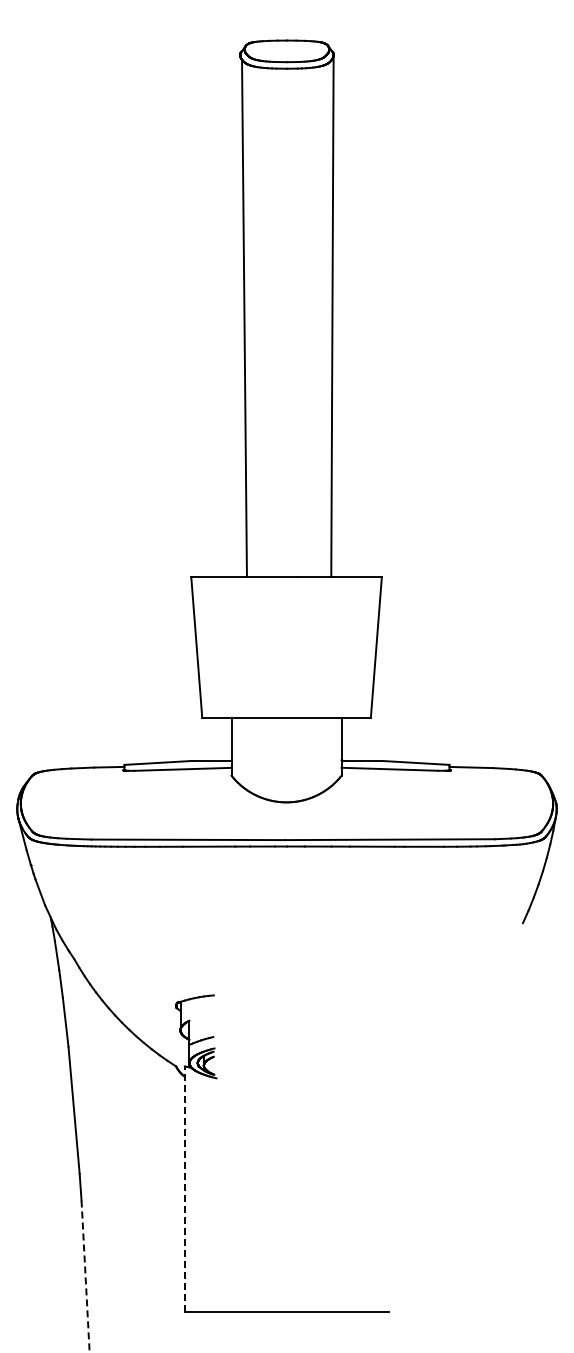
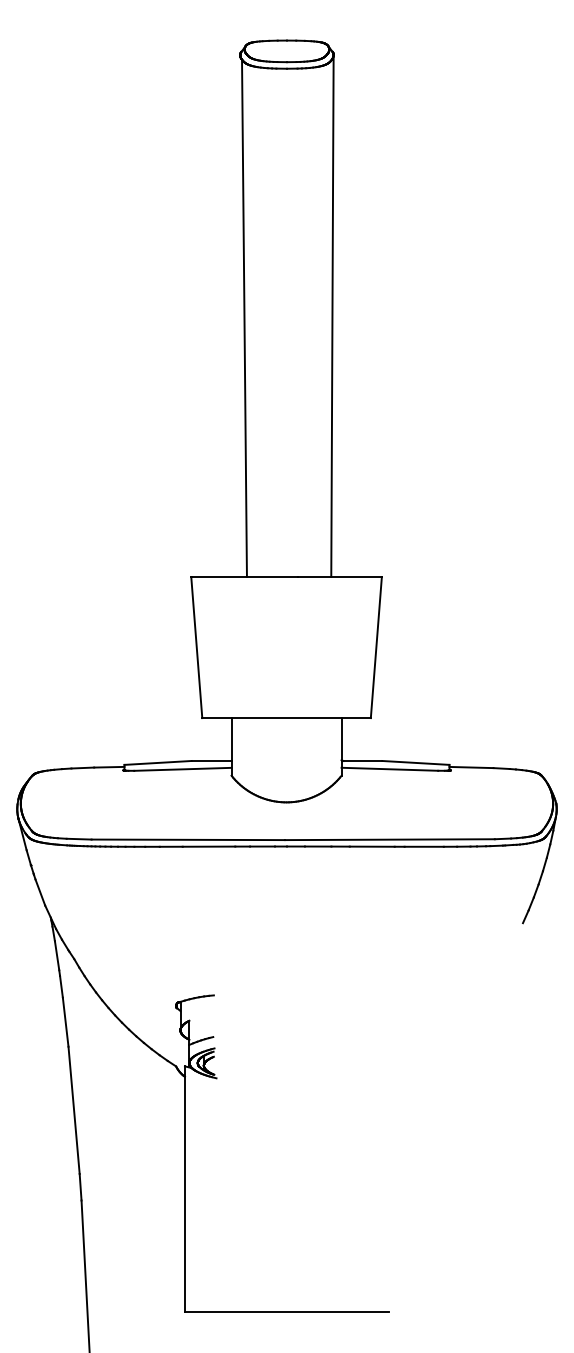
line: dashed -> solid (184, 1188)
line: dashed -> solid (85, 1276)
